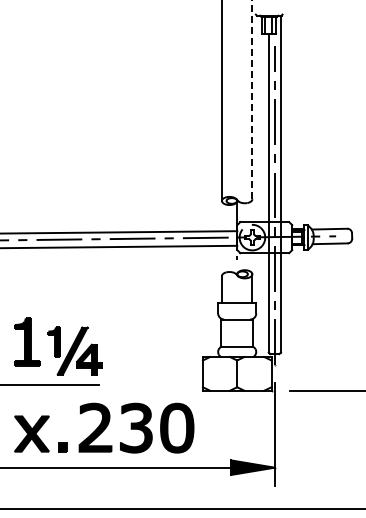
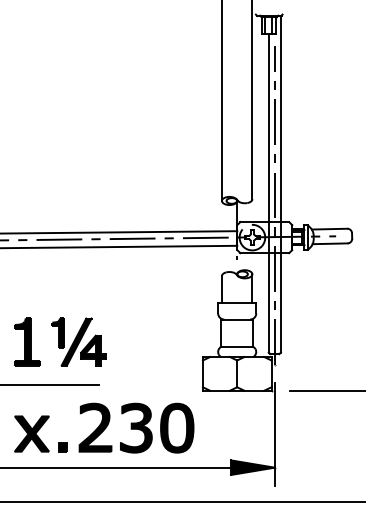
line: dashed -> solid (252, 99)
part position: (74, 350) -> (78, 341) (78, 341)
line position: (182, 509) -> (182, 502) (182, 502)
